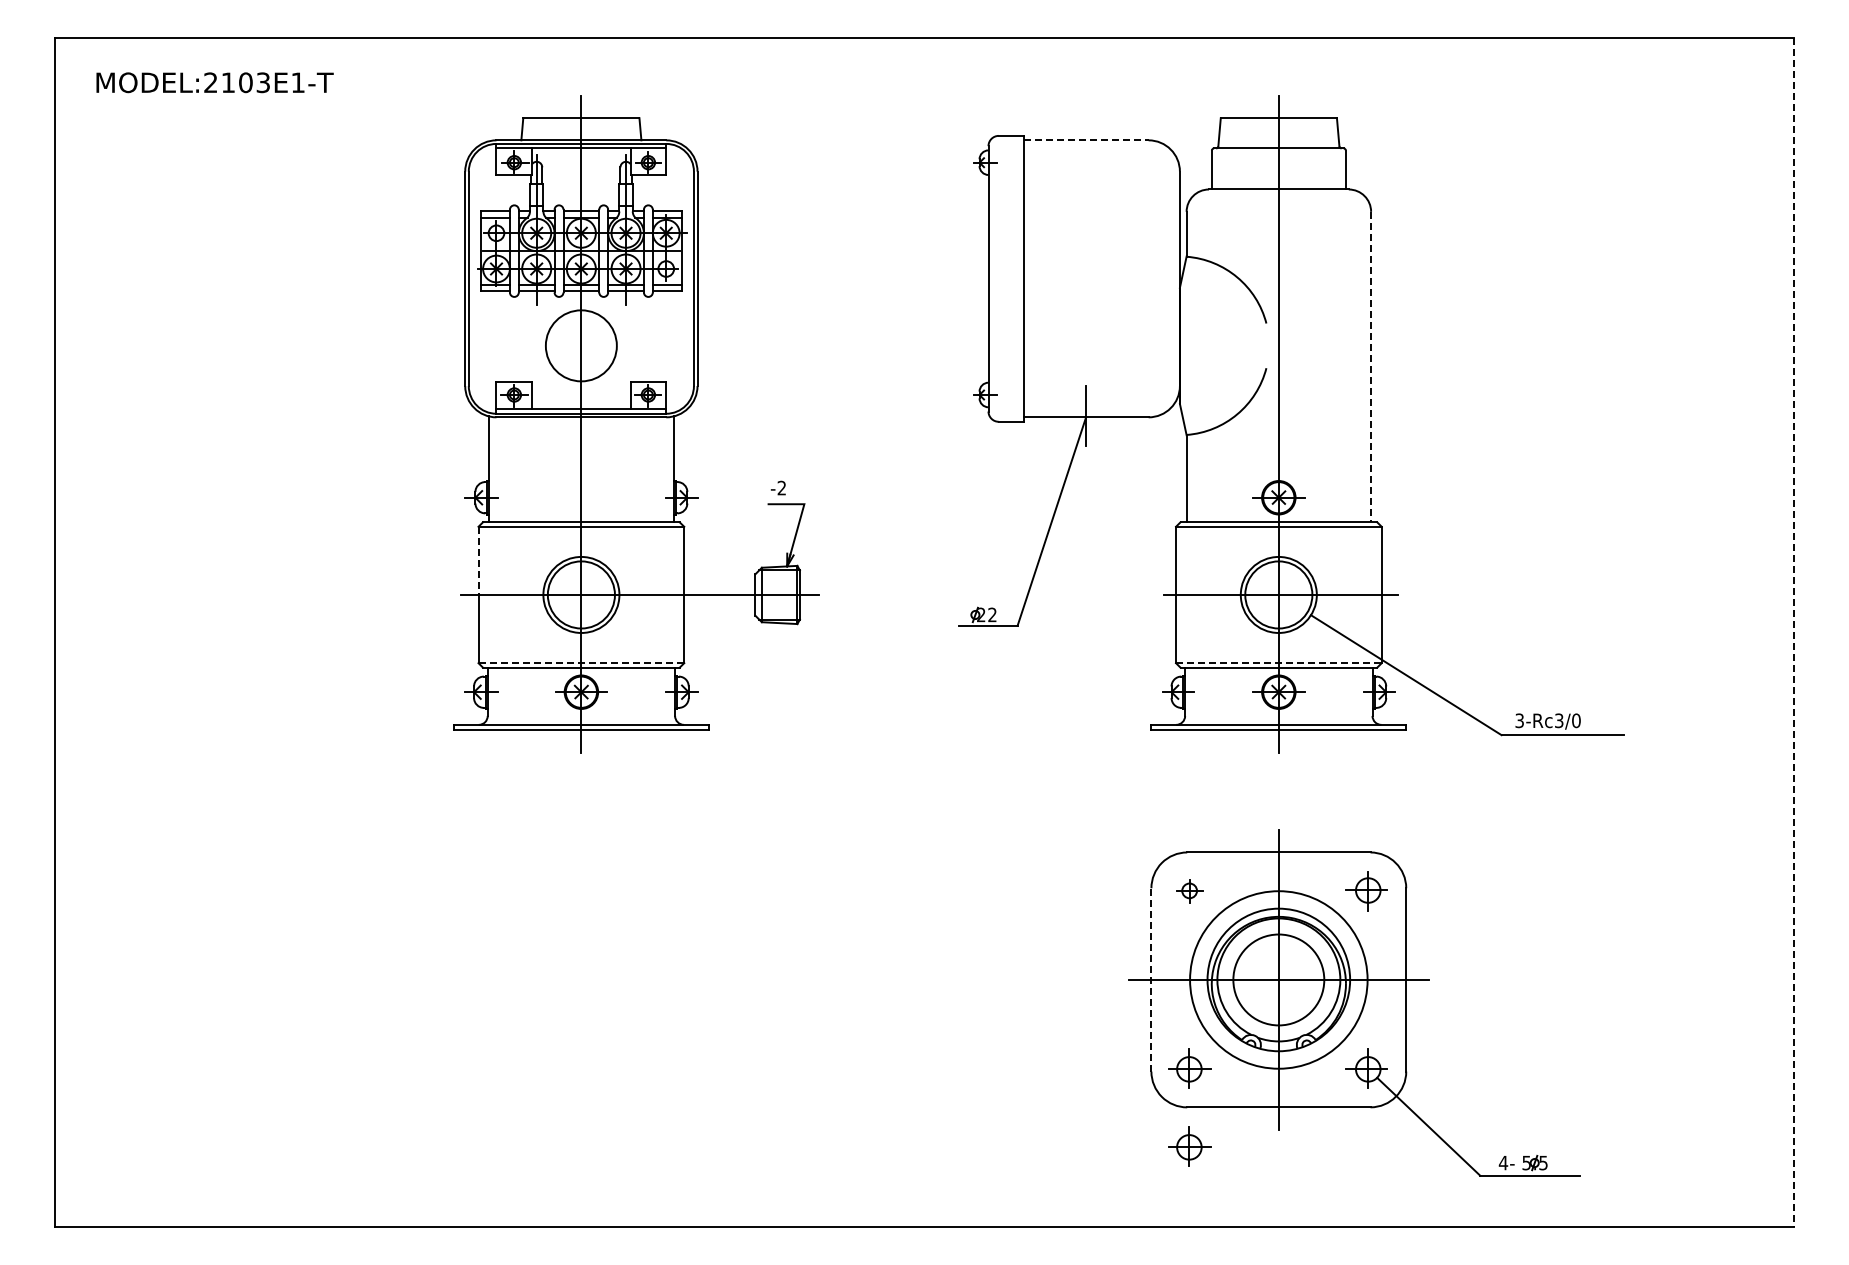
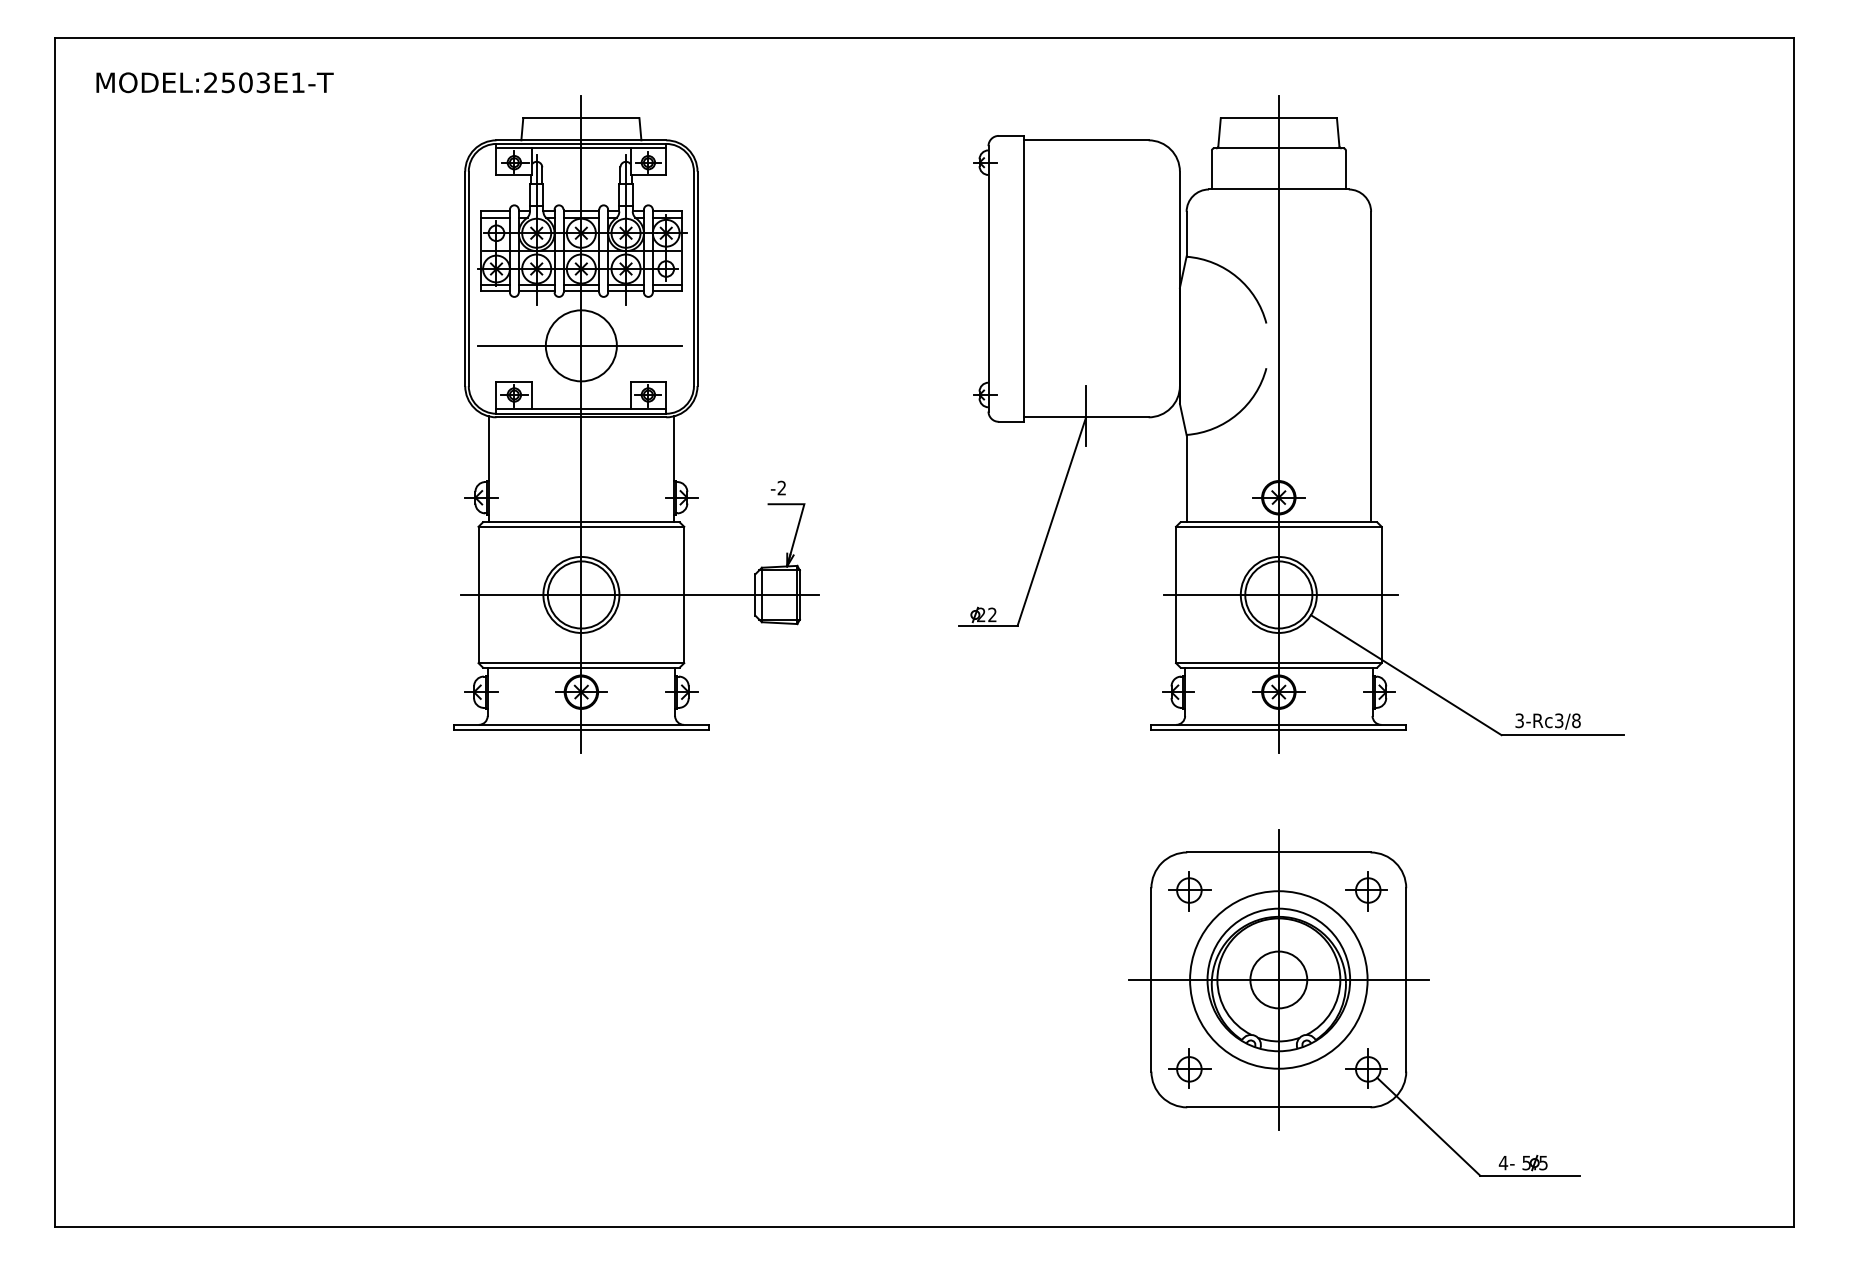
text: MODEL:2103E1-T -> MODEL:2503E1-T (227, 82)
line: dashed -> solid (1086, 140)
line: none -> present (580, 345)
line: dashed -> solid (1371, 367)
line: dashed -> solid (478, 561)
line: dashed -> solid (1793, 632)
line: dashed -> solid (581, 663)
line: dashed -> solid (1278, 663)
text: 3-Rc3/0 -> 3-Rc3/8 (1576, 720)
part size: 28x25 px -> 44x41 px (1189, 891)
line: dashed -> solid (1151, 979)
circle diameter: 91 px -> 57 px (1278, 979)
part: present -> none (1189, 1146)
